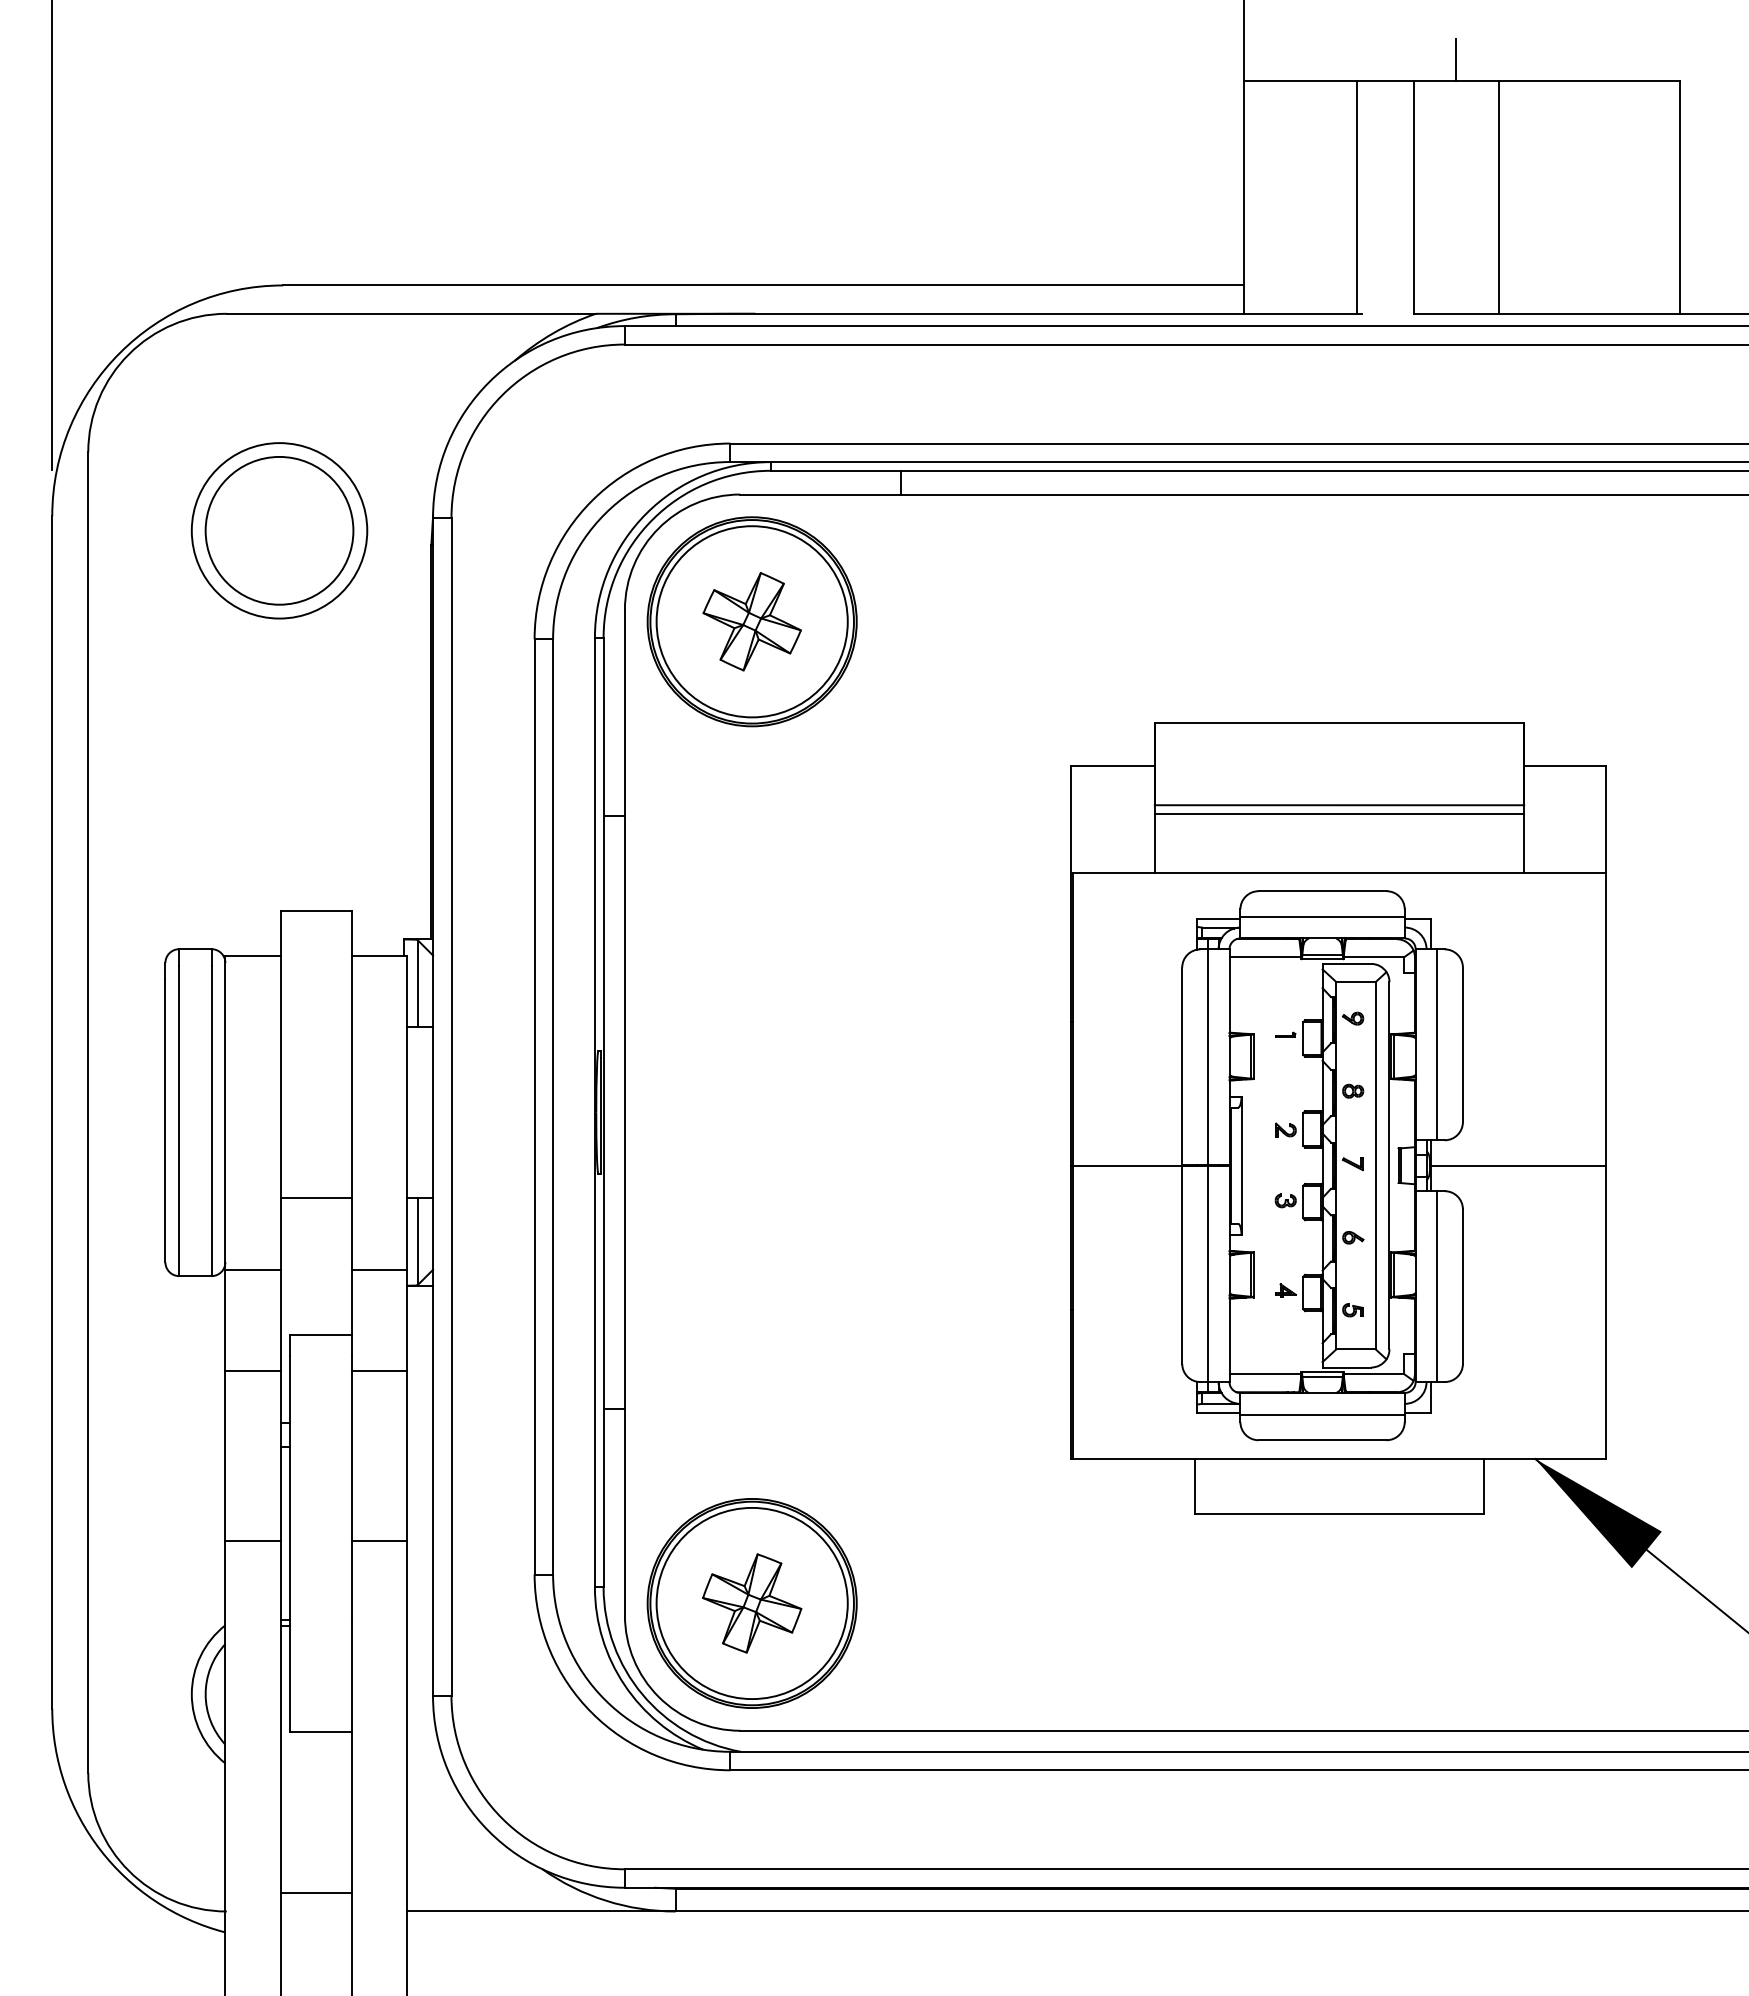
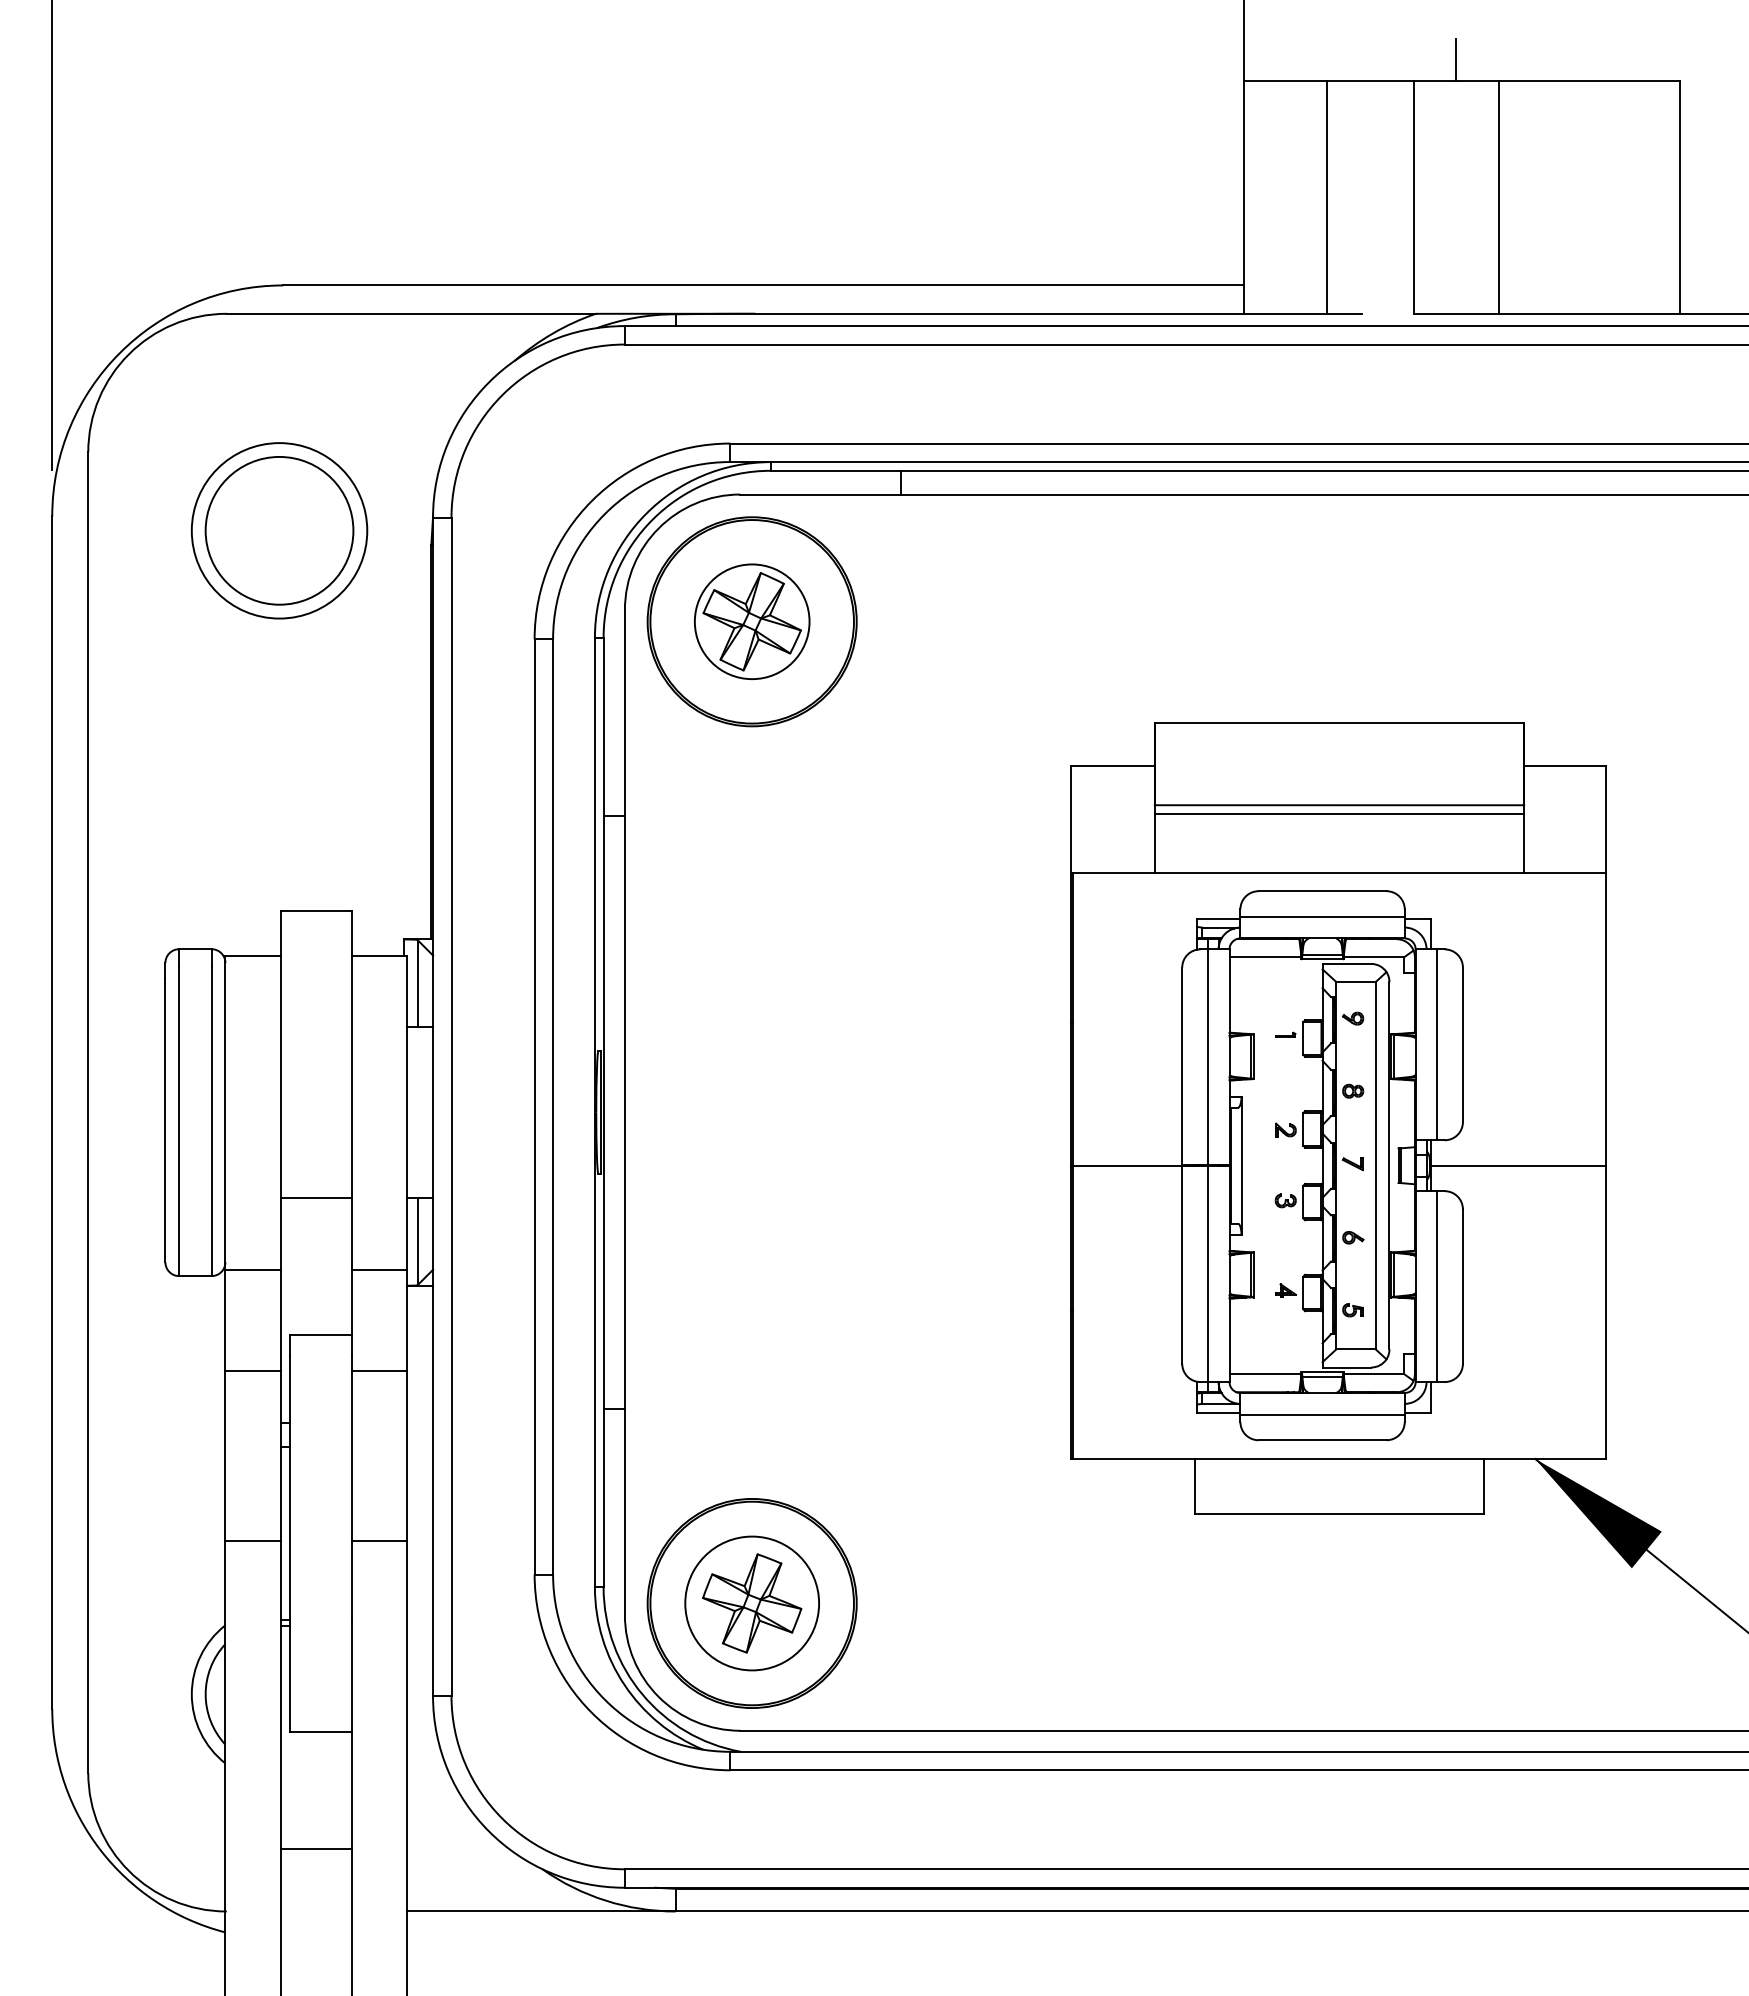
line position: (1357, 197) -> (1327, 197) (1327, 197)
circle diameter: 191 px -> 115 px (751, 621)
circle diameter: 191 px -> 134 px (752, 1603)
line position: (315, 1892) -> (315, 1848) (315, 1848)
